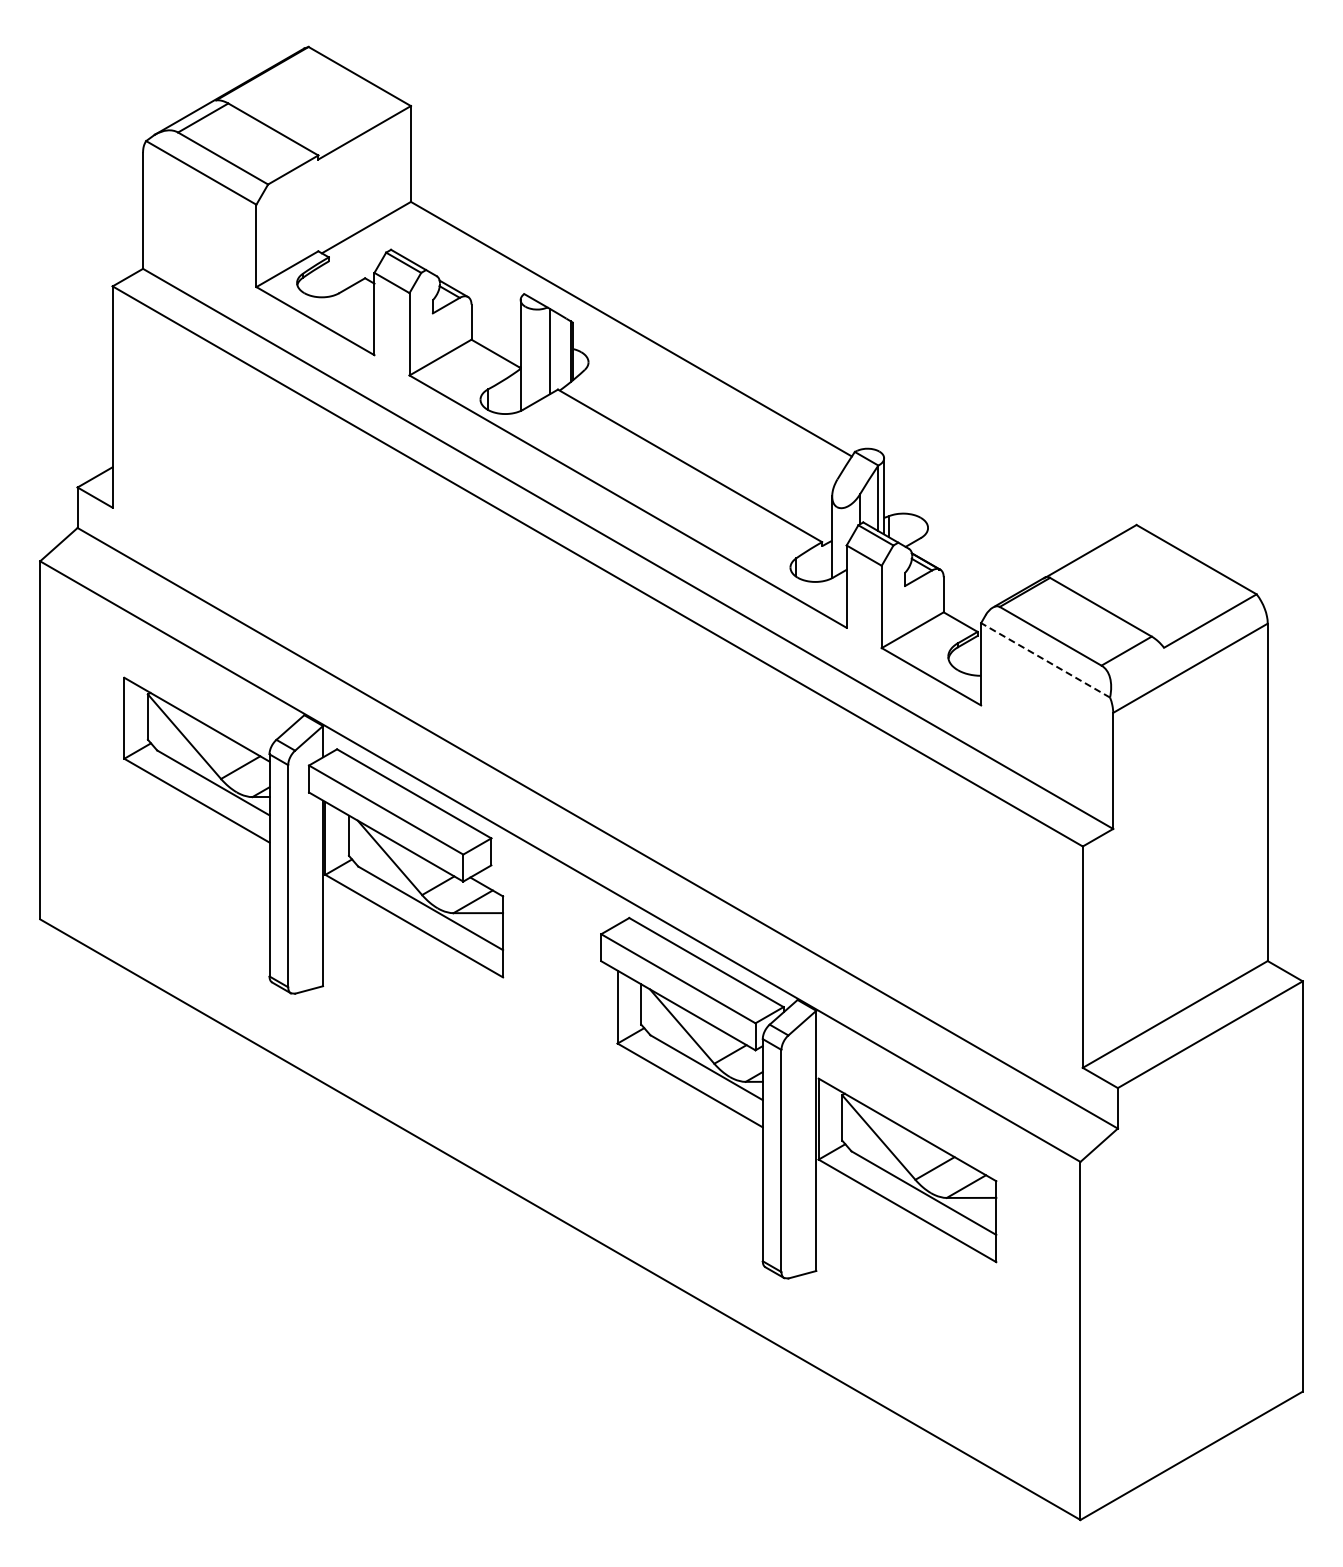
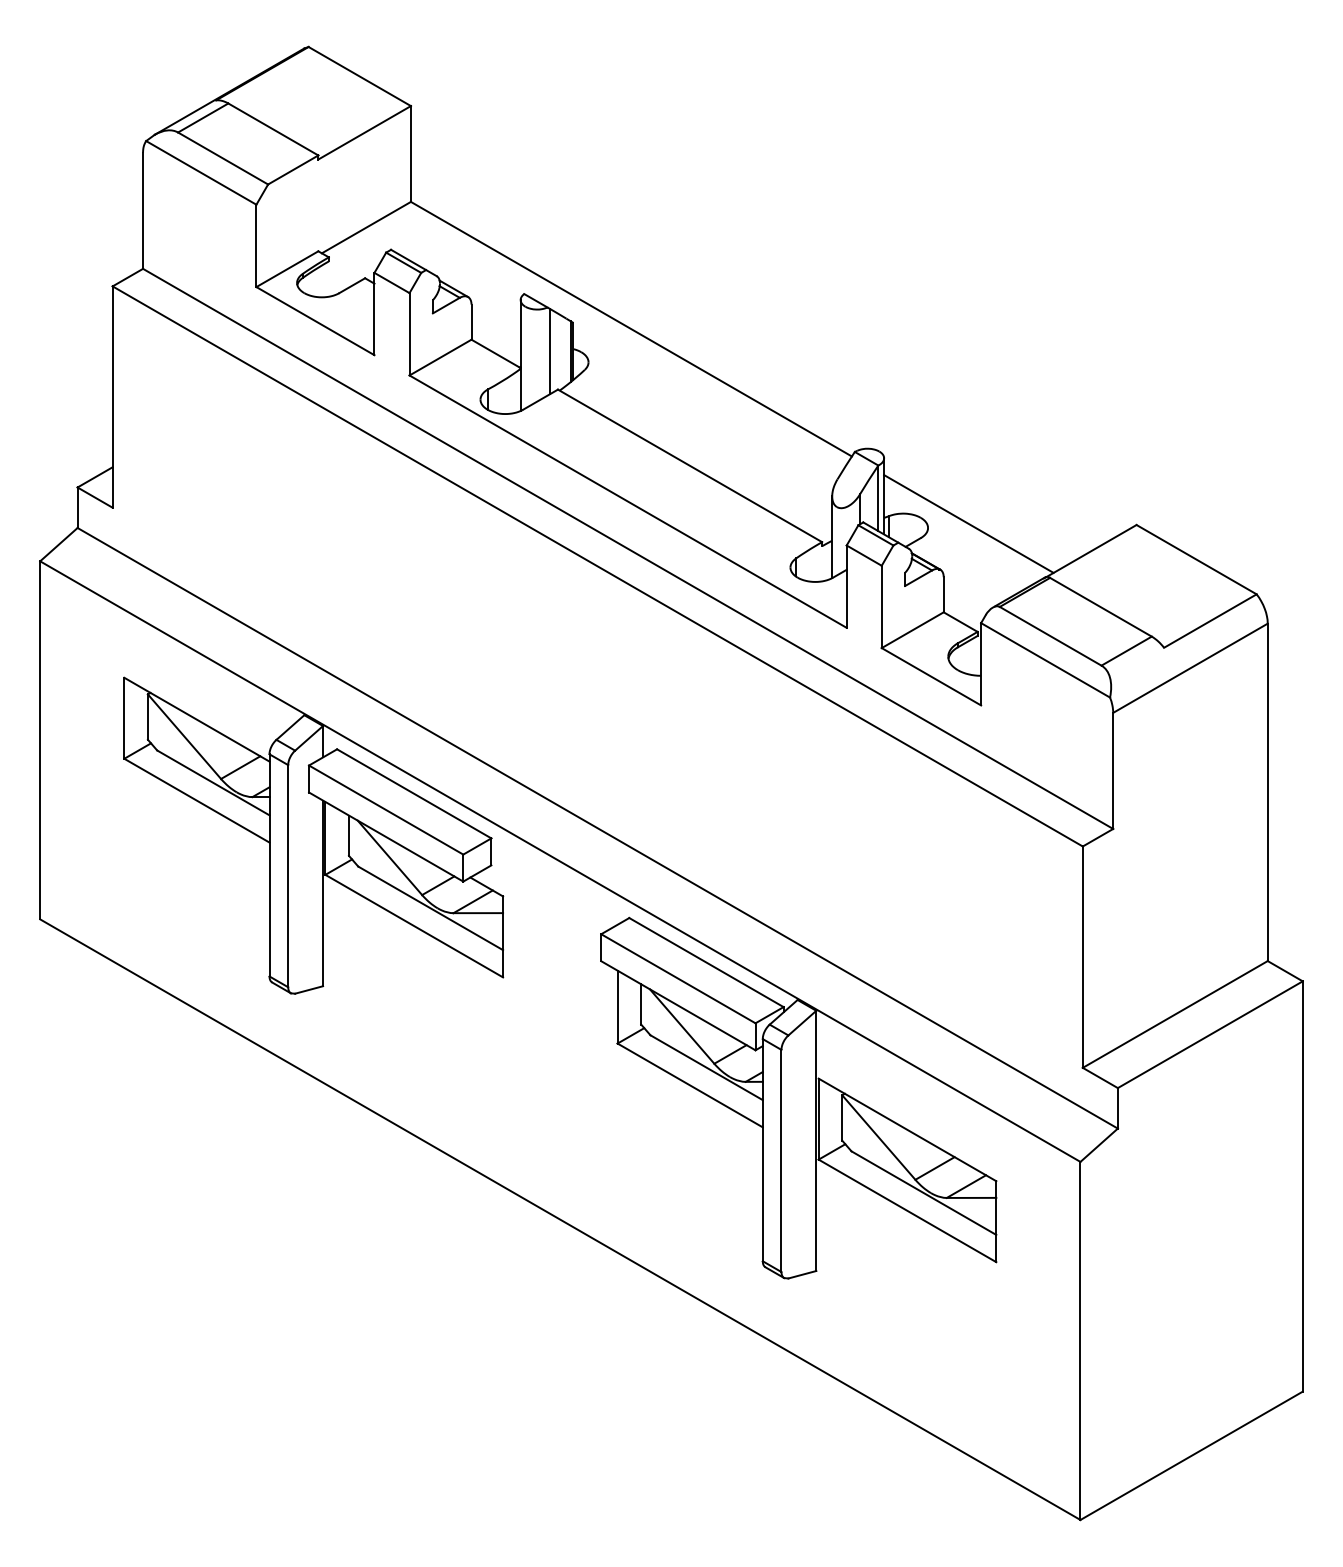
line: none -> present (968, 523)
line: dashed -> solid (1045, 660)
